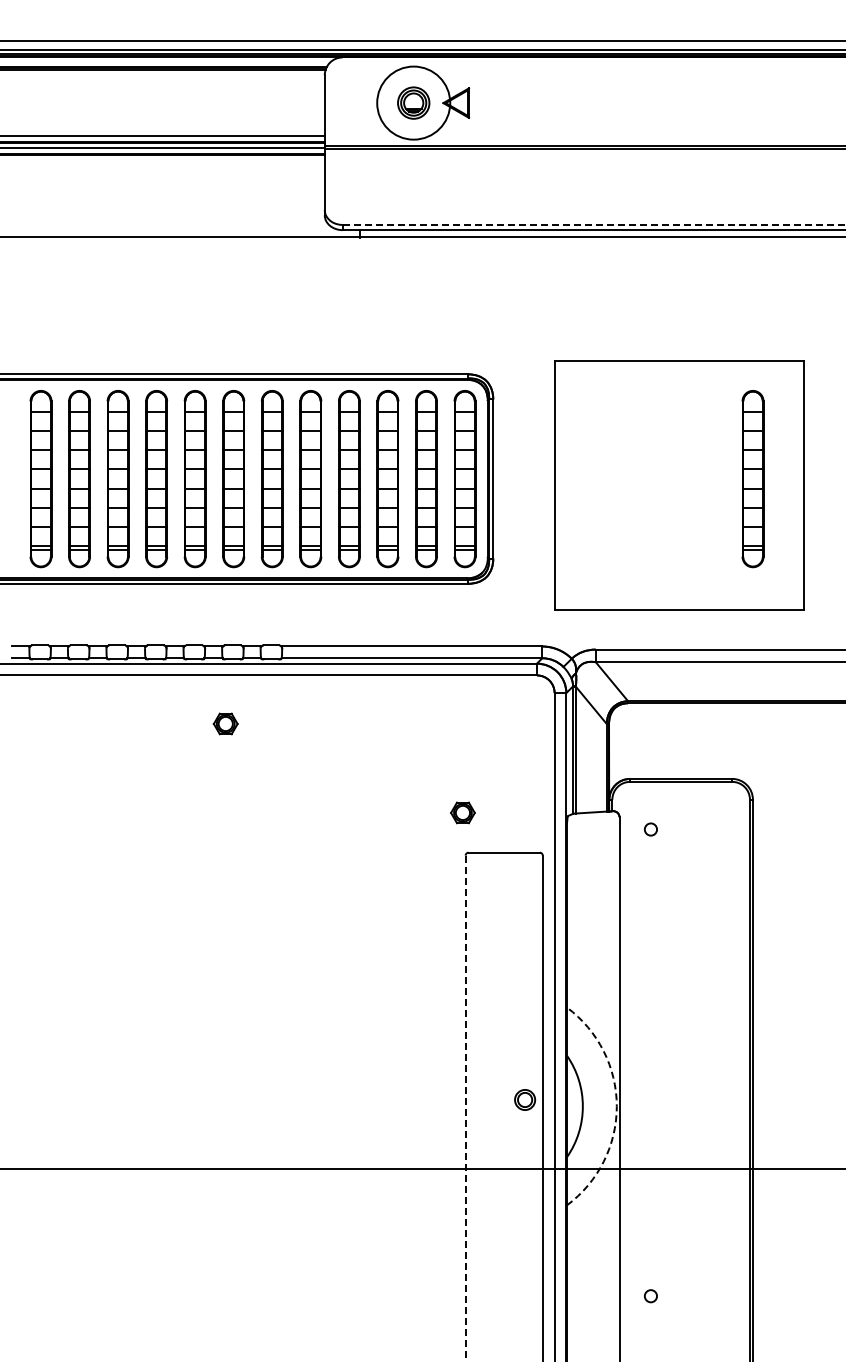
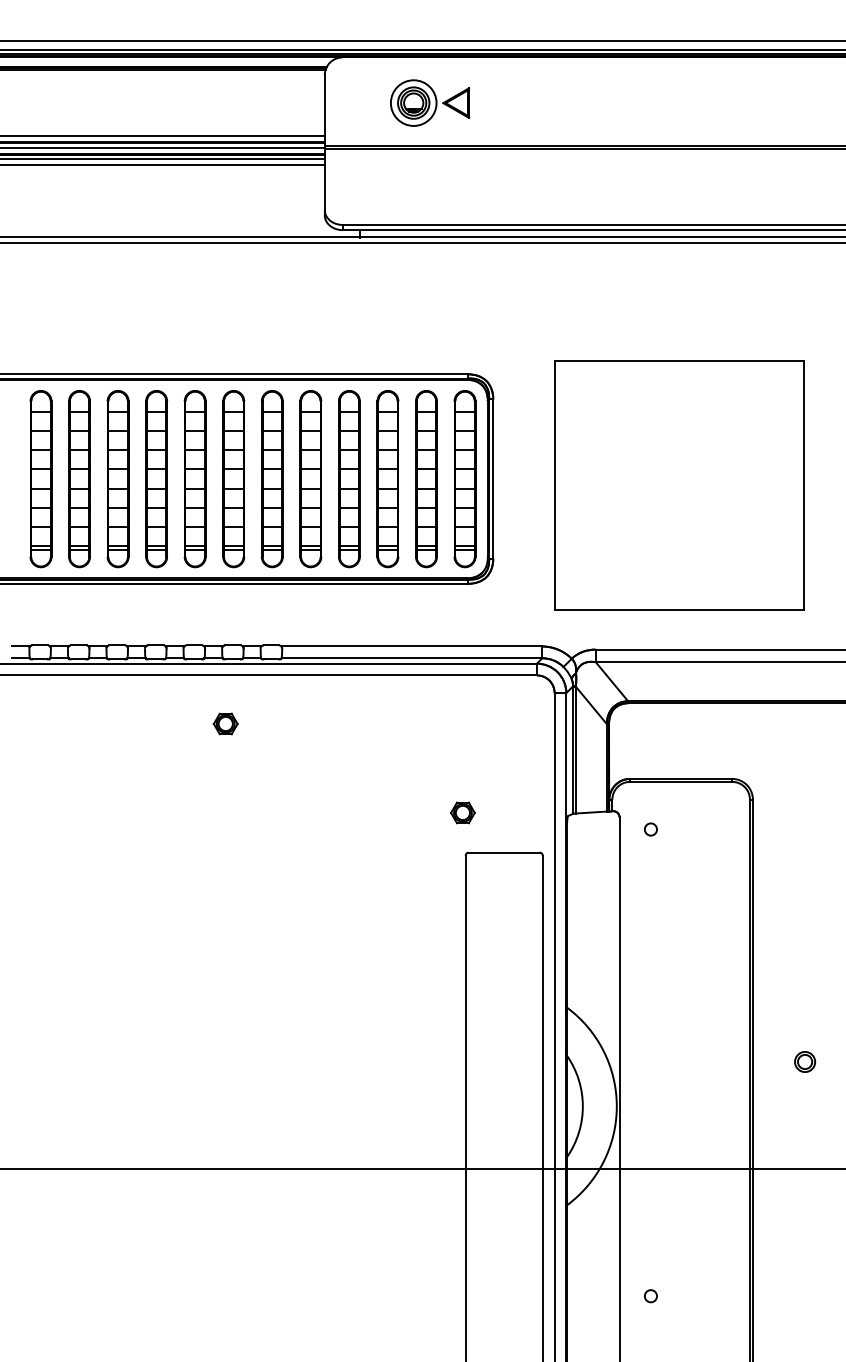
circle diameter: 73 px -> 46 px (413, 102)
line: none -> present (163, 159)
line: none -> present (163, 164)
line: dashed -> solid (594, 224)
line: none -> present (422, 243)
part: present -> none (752, 479)
part position: (525, 1099) -> (805, 1061) (805, 1061)
arc: dashed -> solid (616, 1106)
line: dashed -> solid (465, 1108)
